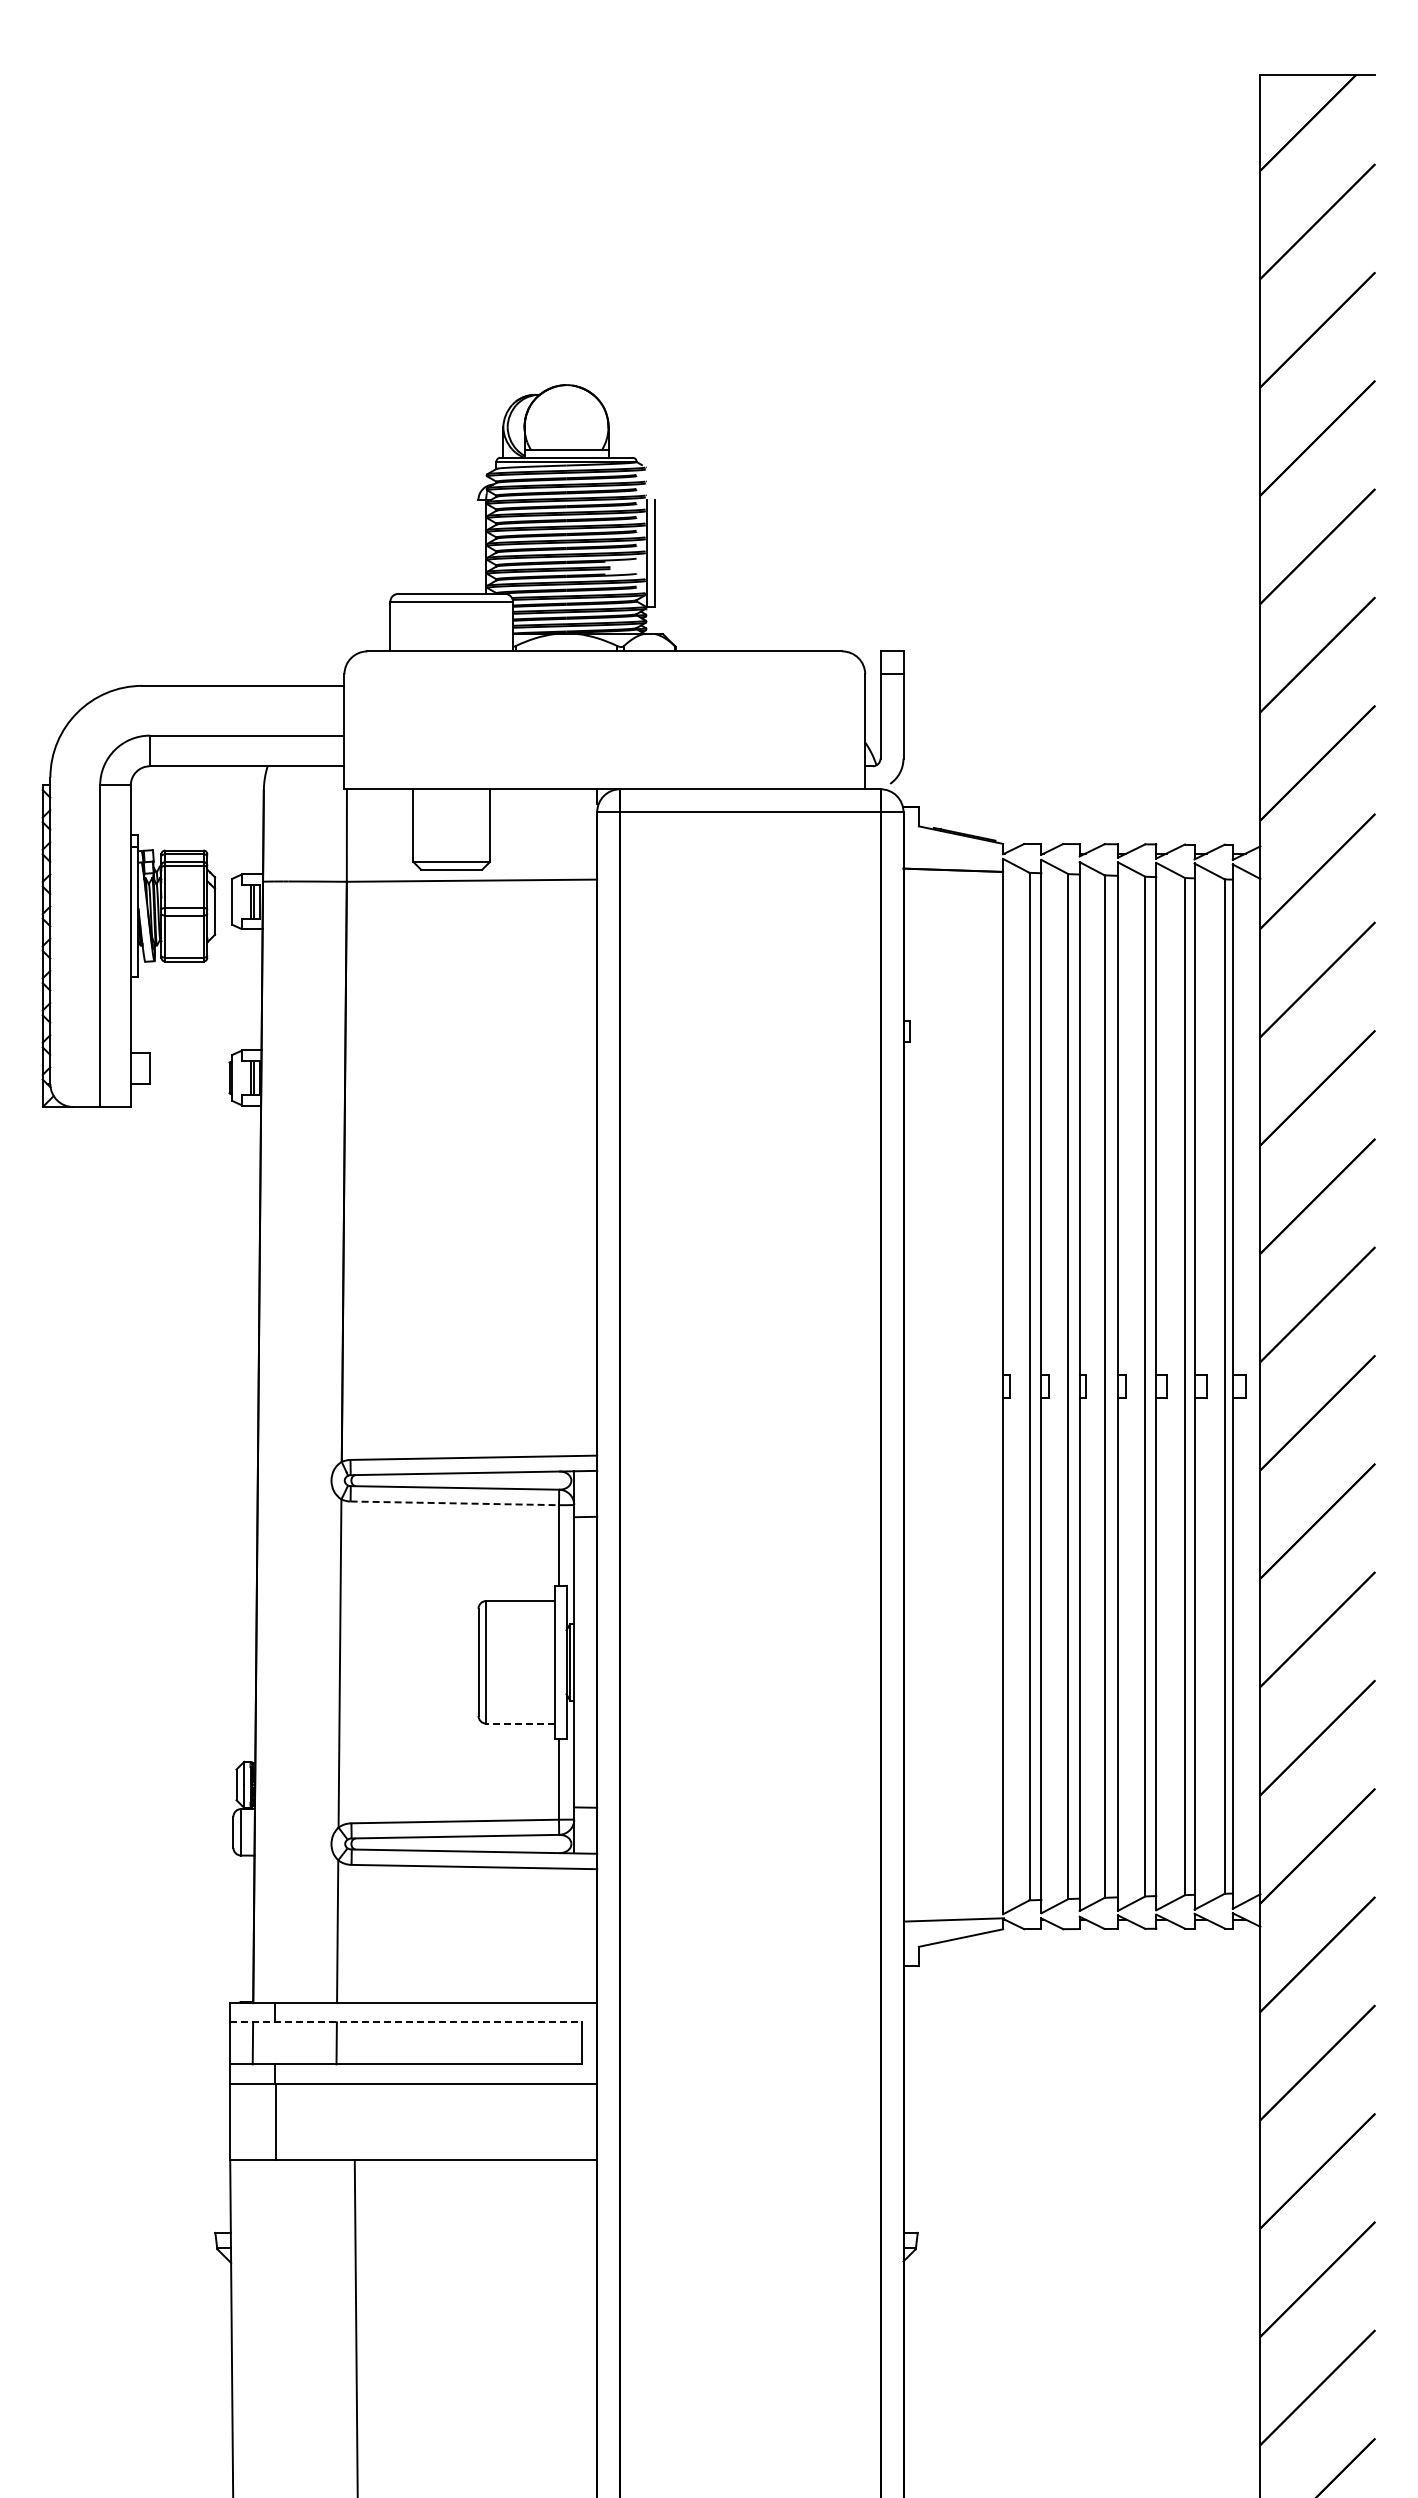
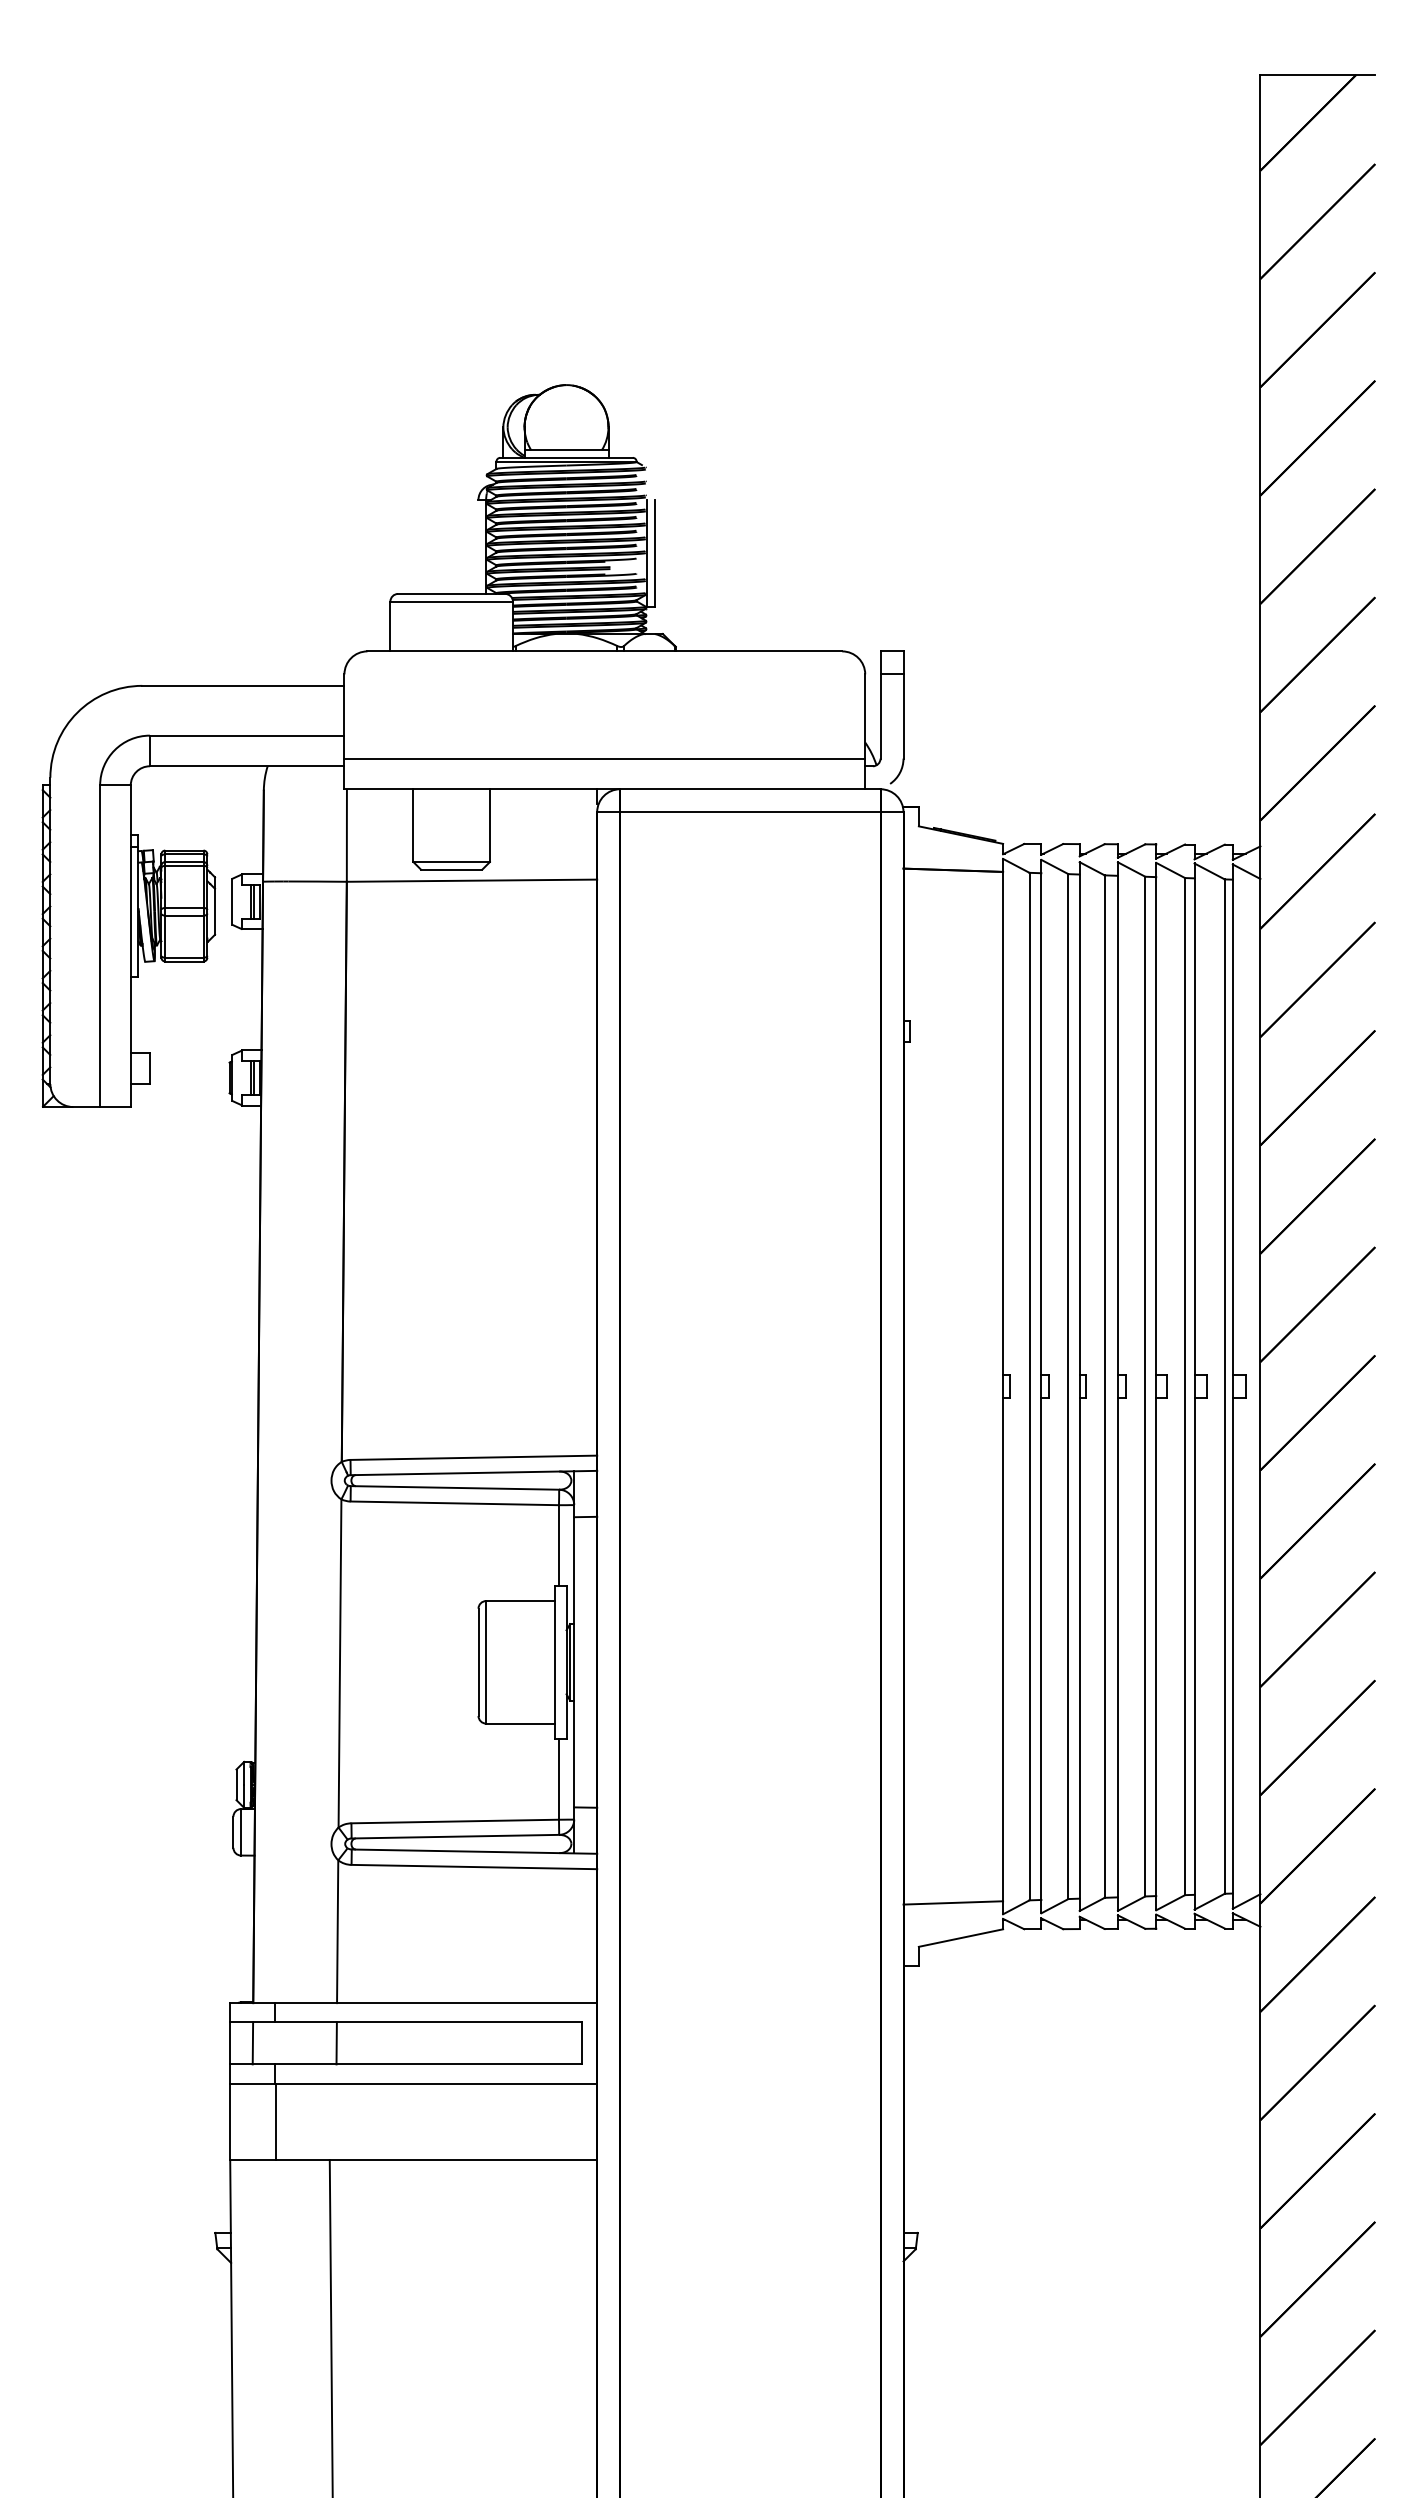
line: none -> present (604, 758)
line: dashed -> solid (455, 1503)
line: dashed -> solid (520, 1723)
line position: (954, 1919) -> (953, 1902) (953, 1902)
line: dashed -> solid (406, 2022)
line position: (355, 2327) -> (330, 2327) (330, 2327)
